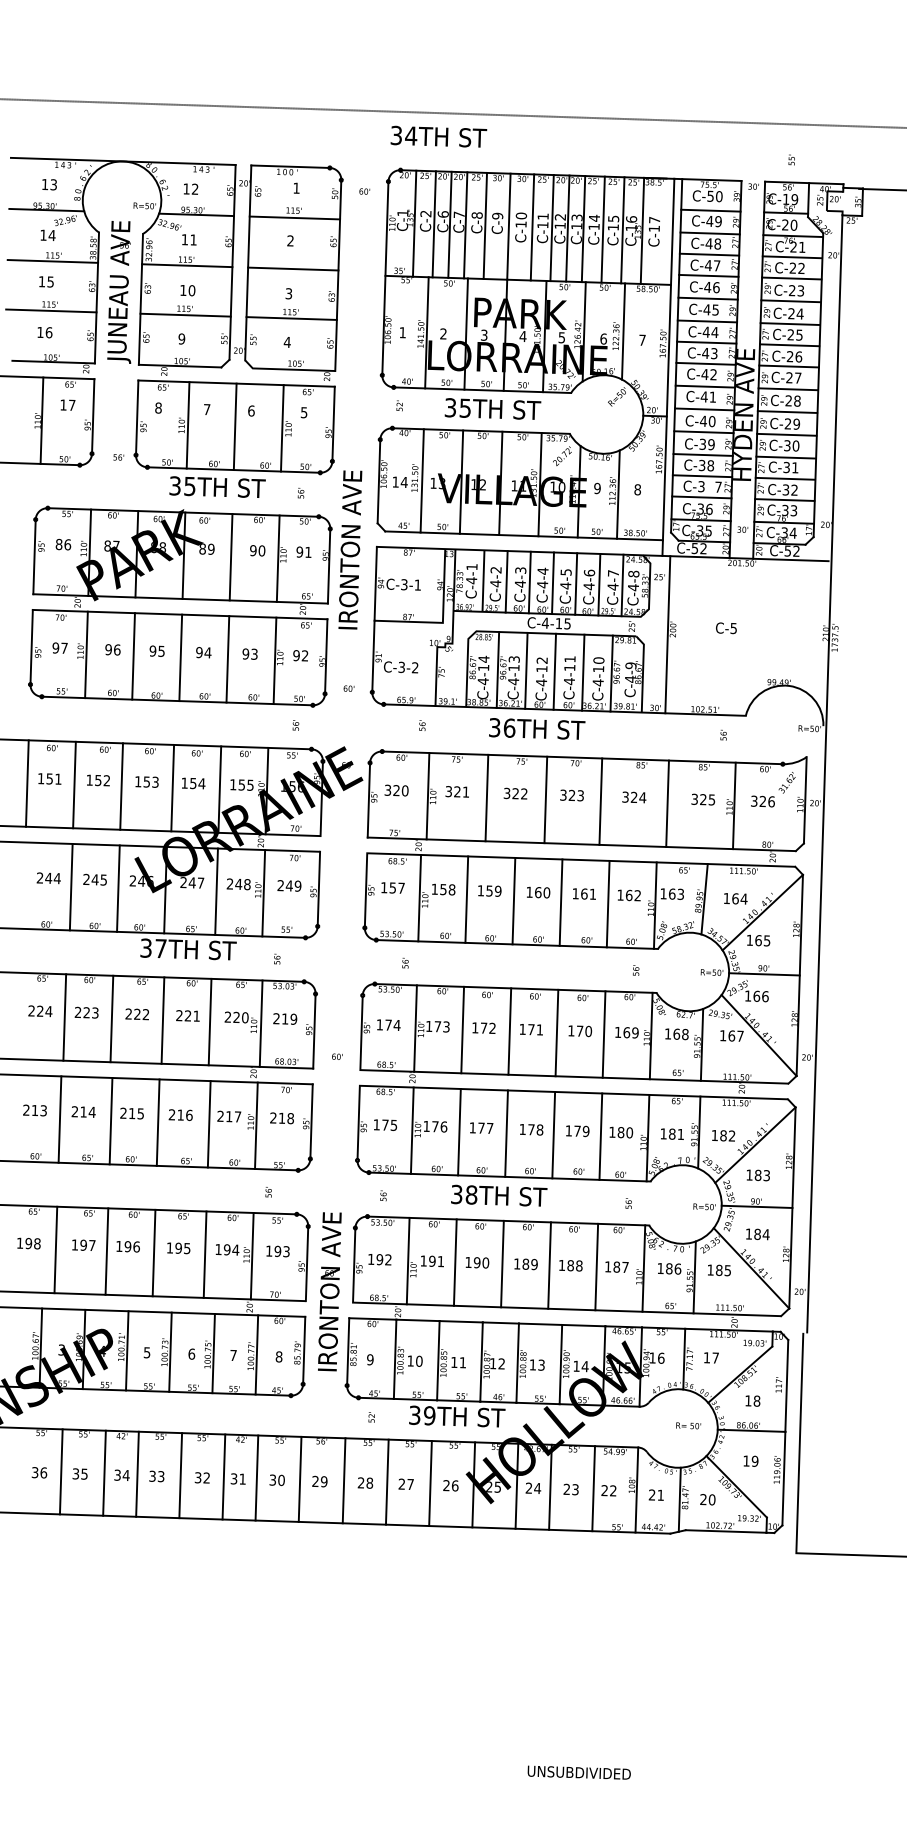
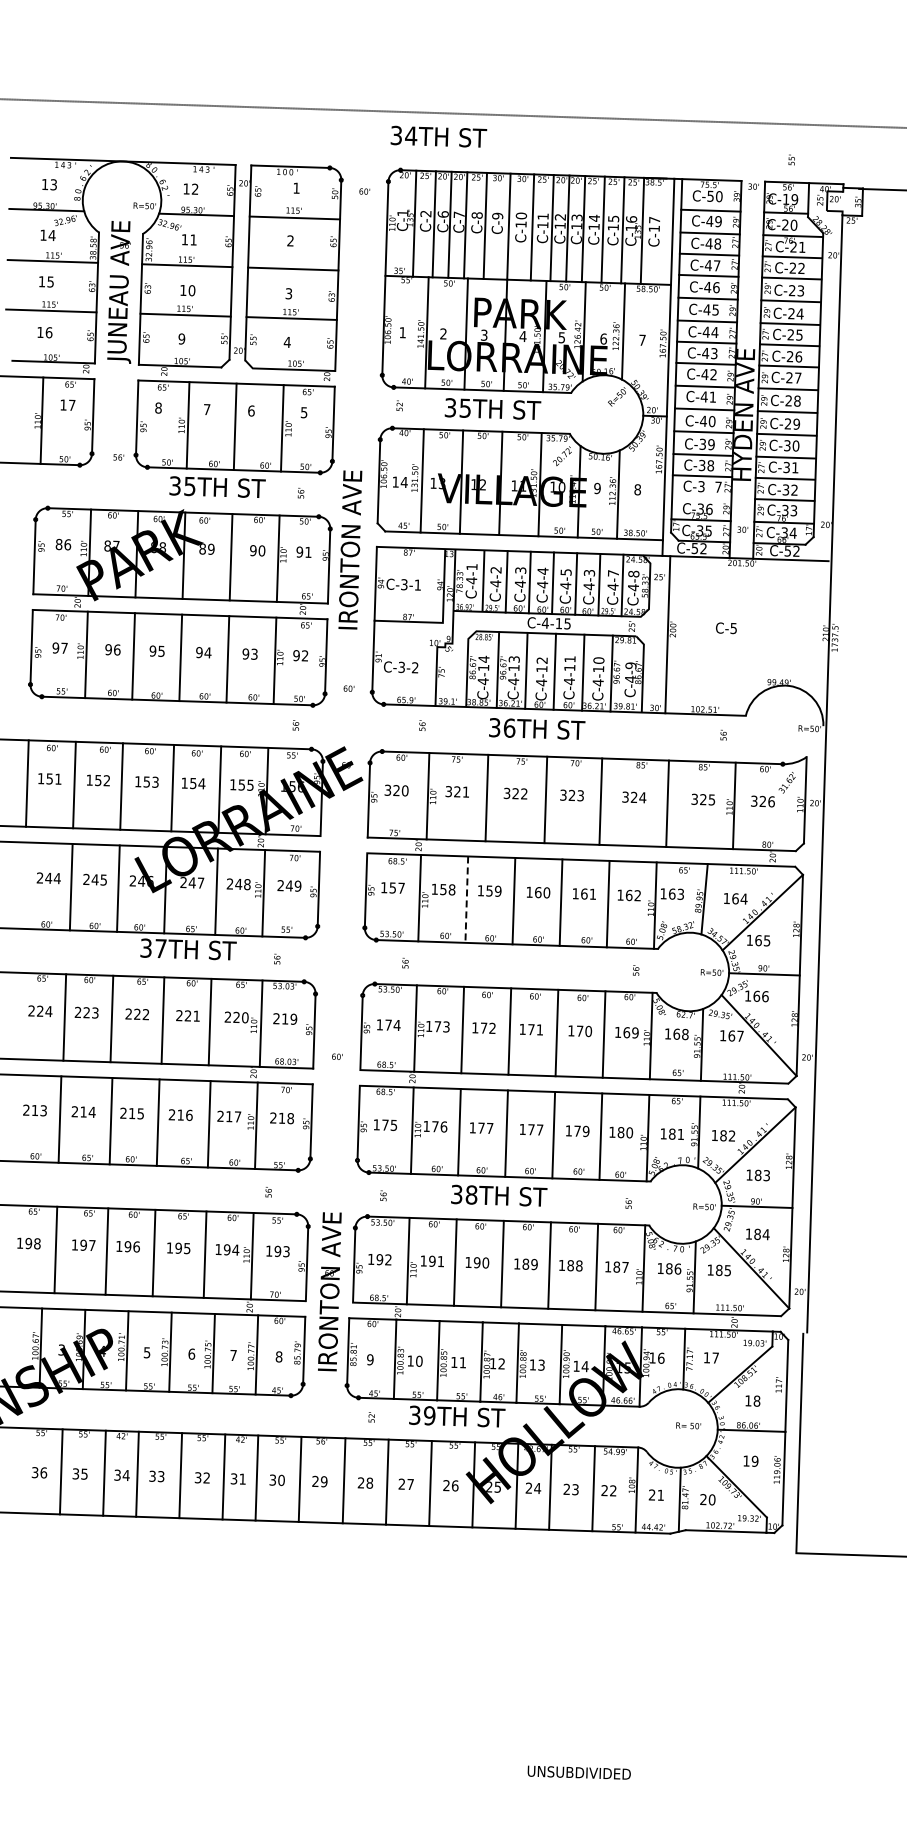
line: present -> none (701, 497)
text: C-4-6 -> C-4-3 (589, 572)
line: solid -> dashed (466, 900)
text: 178 -> 177 (539, 1129)
